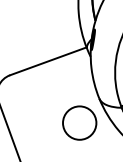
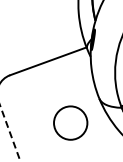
circle position: (79, 122) -> (70, 122) (70, 122)
line: solid -> dashed (10, 133)
